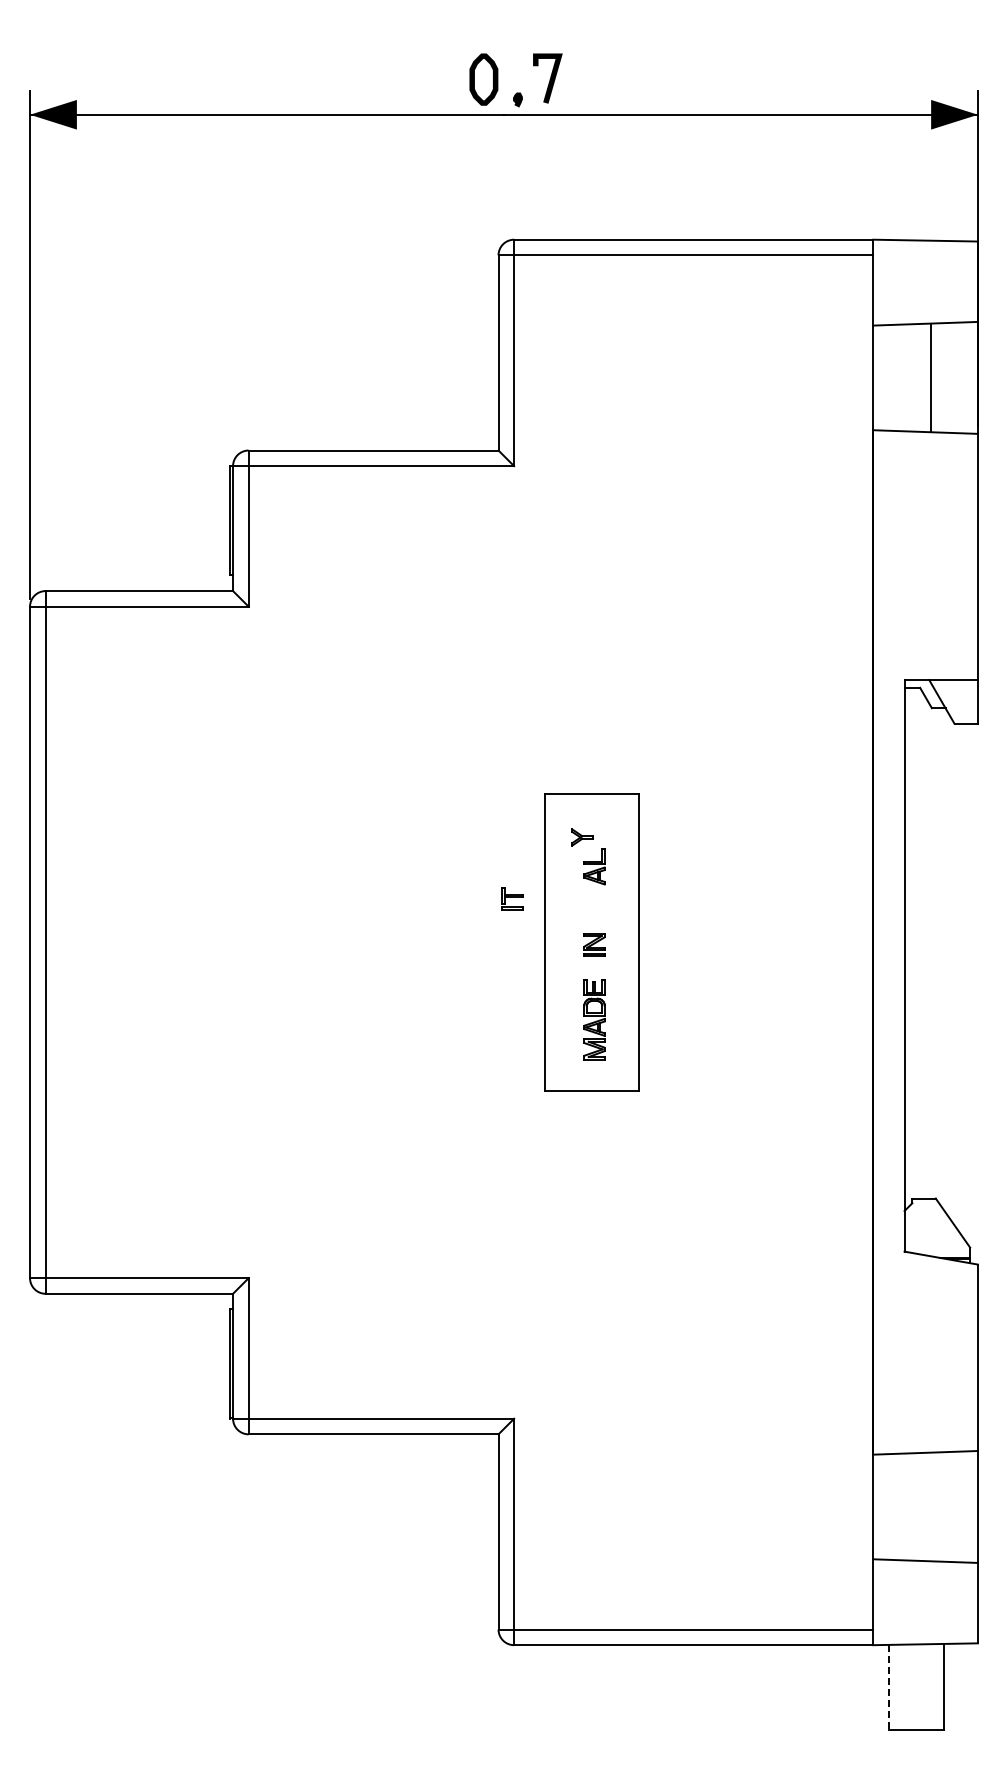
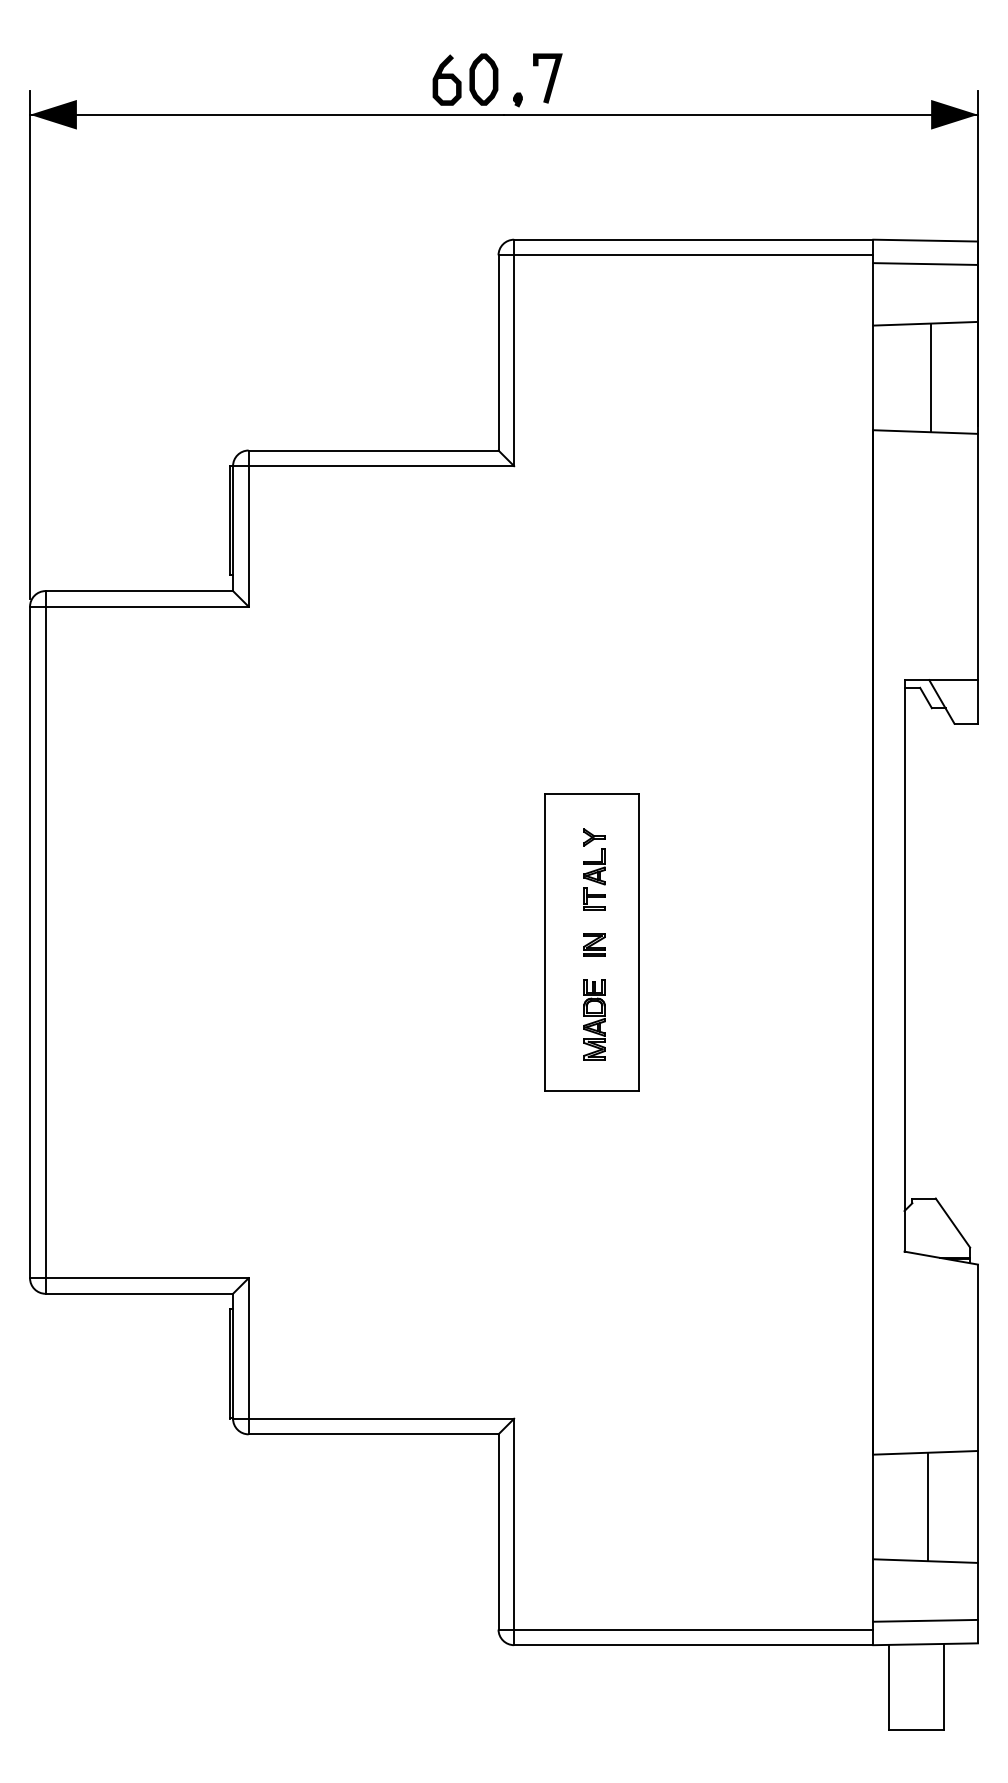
curve: none -> present (446, 78)
line: none -> present (925, 263)
part position: (582, 837) -> (594, 837) (594, 837)
part position: (512, 898) -> (594, 898) (594, 898)
line: none -> present (927, 1506)
line: none -> present (925, 1620)
line: dashed -> solid (888, 1687)
